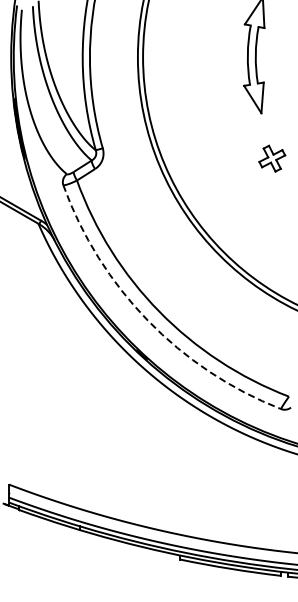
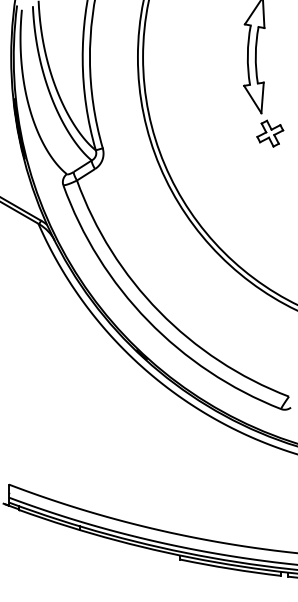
part position: (272, 158) -> (270, 133) (270, 133)
arc: dashed -> solid (147, 320)
